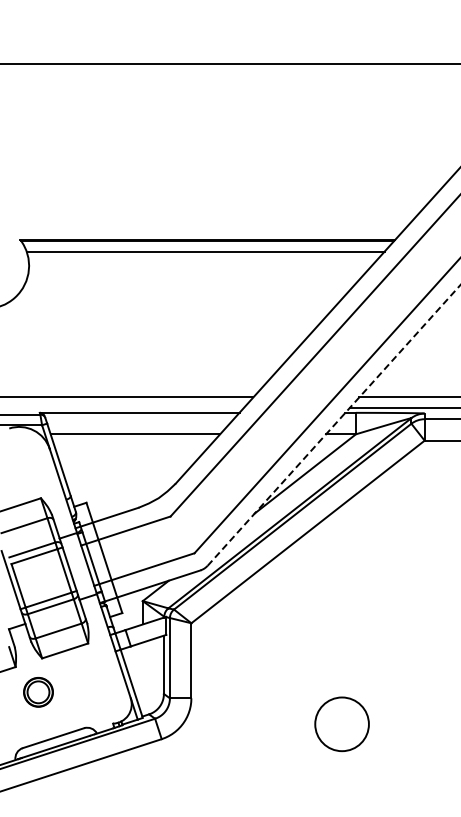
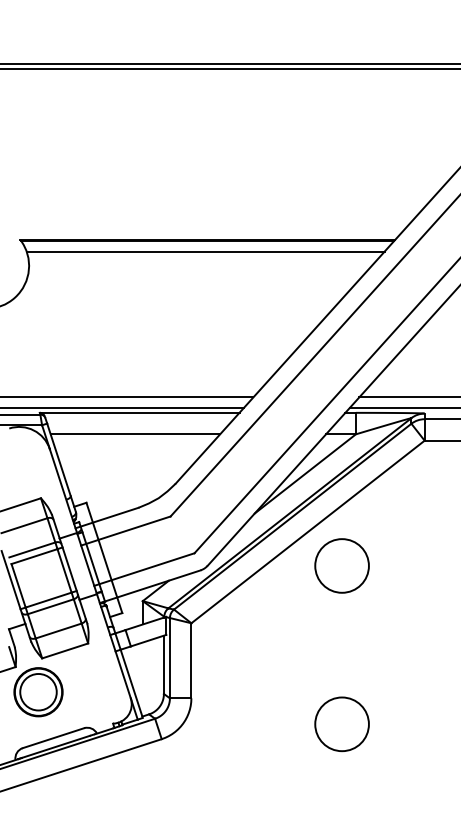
line: none -> present (229, 69)
line: none -> present (122, 408)
line: dashed -> solid (334, 425)
circle: none -> present (341, 565)
part size: 31x31 px -> 51x51 px (38, 692)
